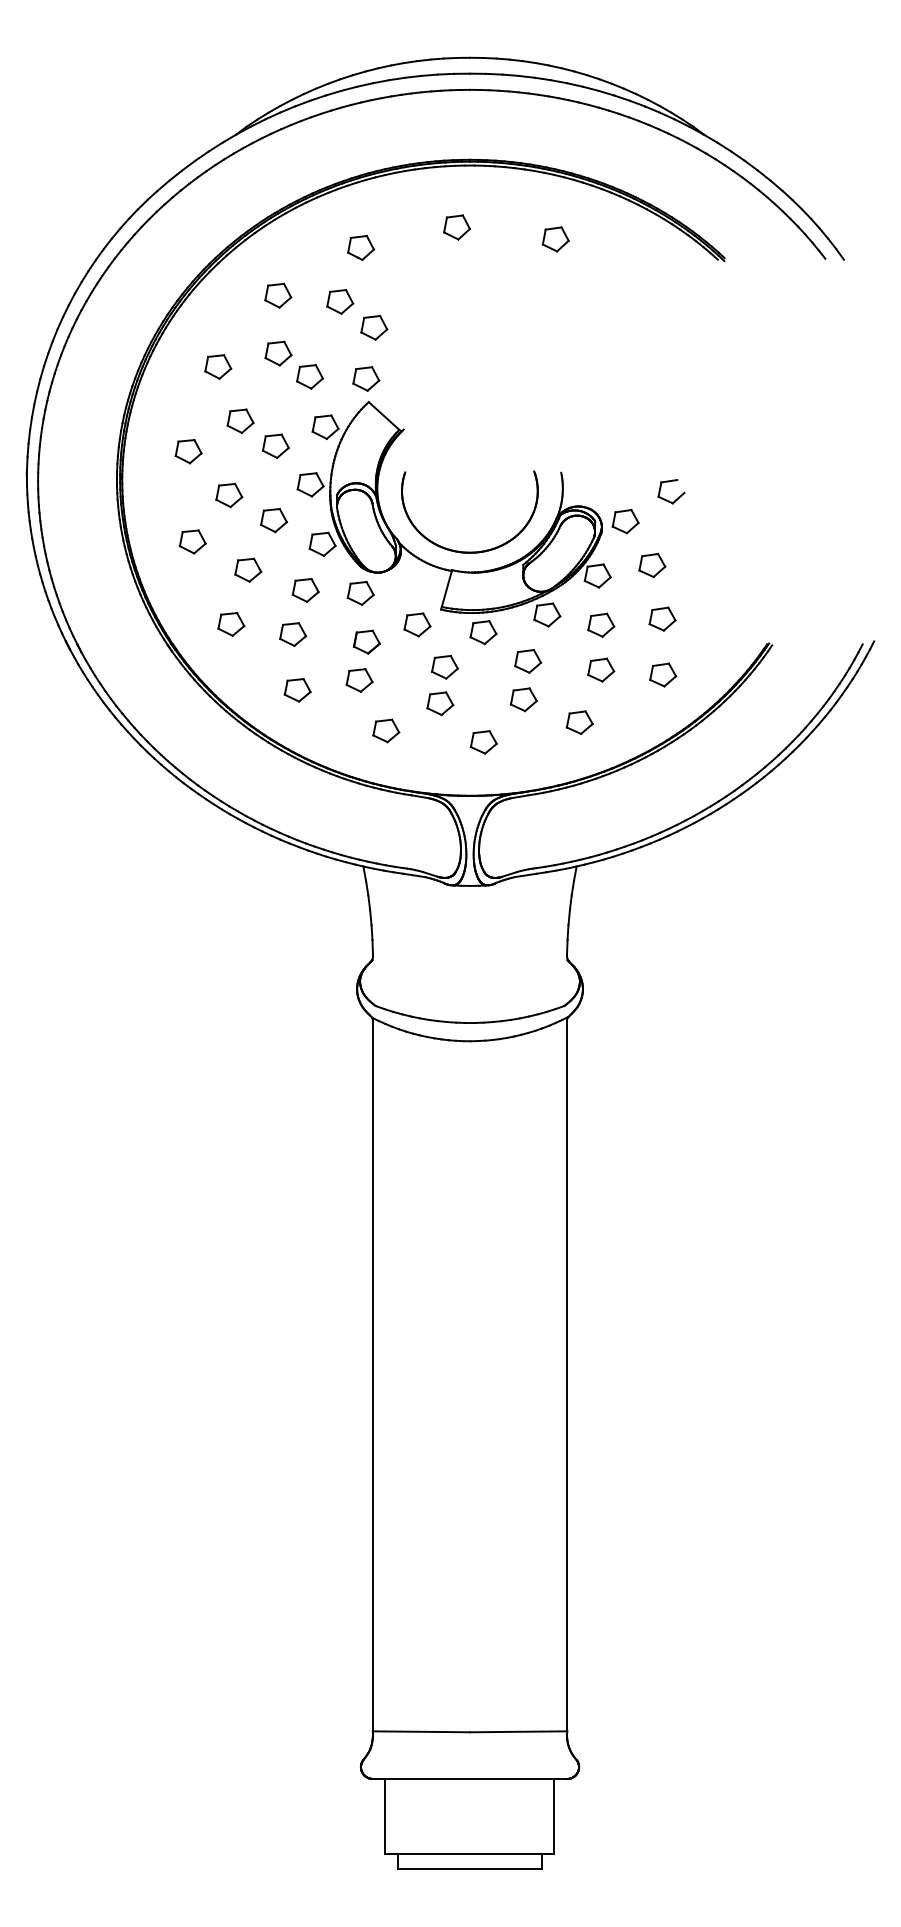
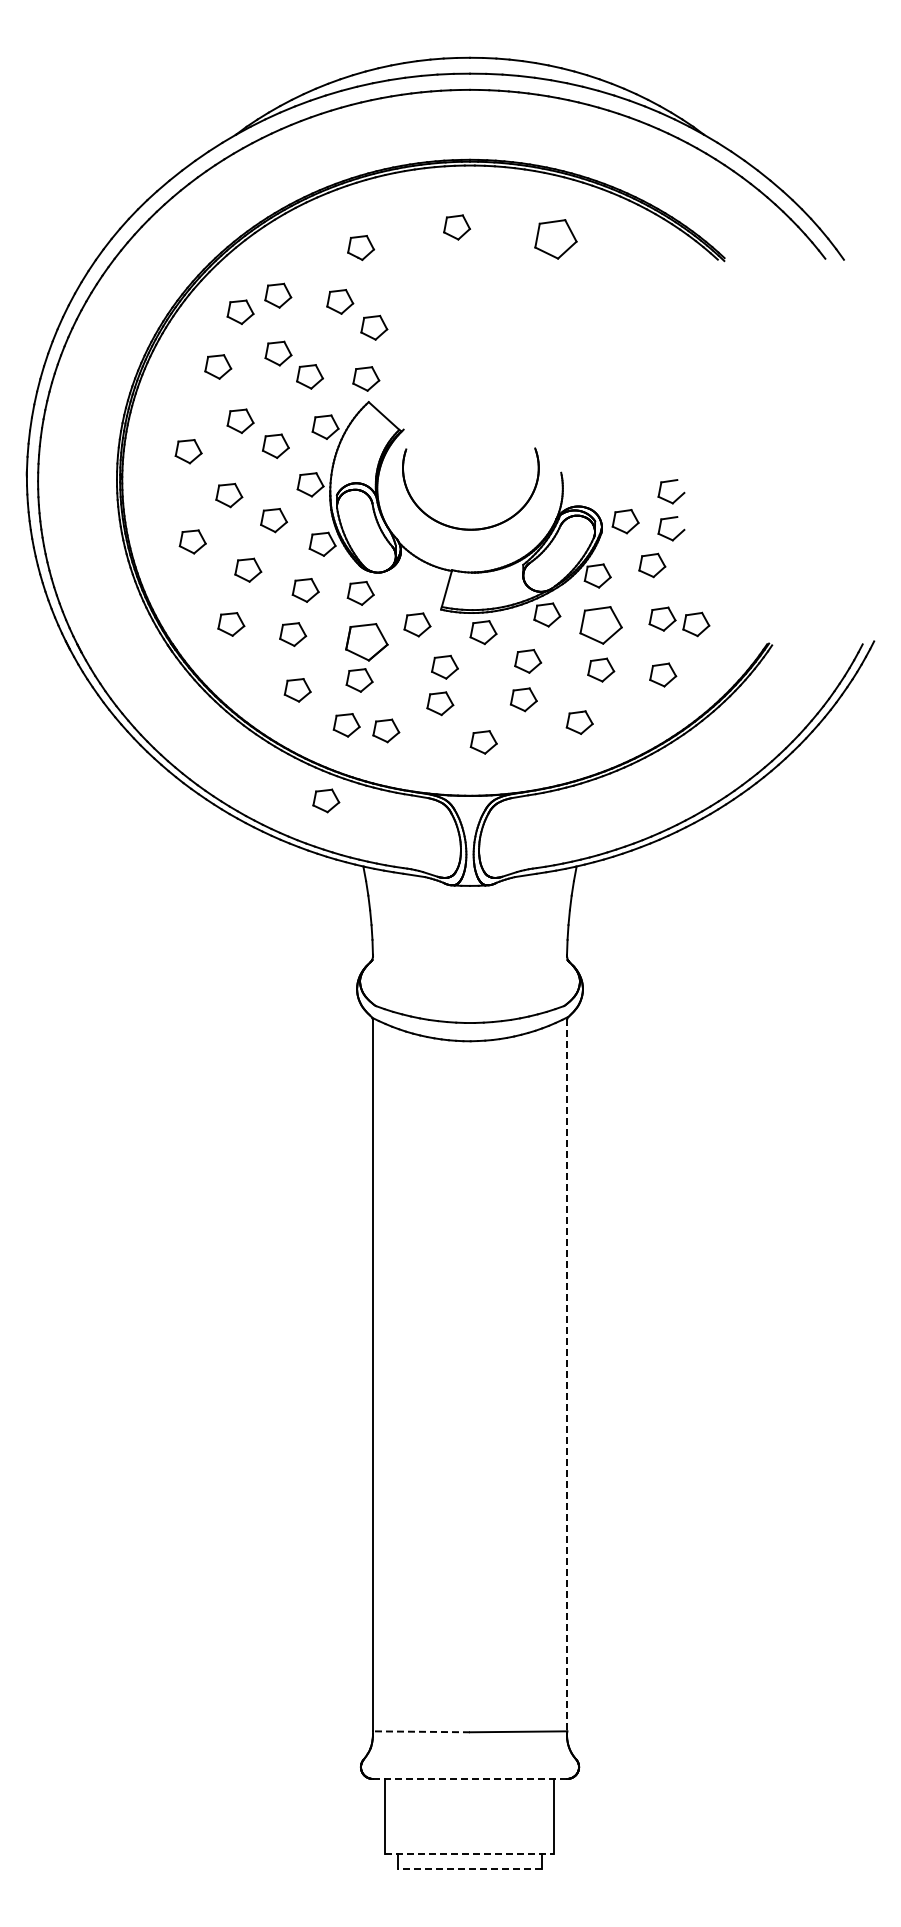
part size: 29x27 px -> 44x41 px (555, 239)
part: none -> present (240, 311)
part: none -> present (677, 534)
part position: (469, 551) -> (470, 528) (470, 528)
part size: 29x26 px -> 44x39 px (600, 625)
part: none -> present (696, 624)
part size: 28x26 px -> 44x39 px (366, 642)
part: none -> present (346, 725)
part: none -> present (326, 800)
line: solid -> dashed (567, 1375)
line: solid -> dashed (421, 1731)
line: solid -> dashed (469, 1778)
line: solid -> dashed (470, 1853)
line: solid -> dashed (469, 1869)
